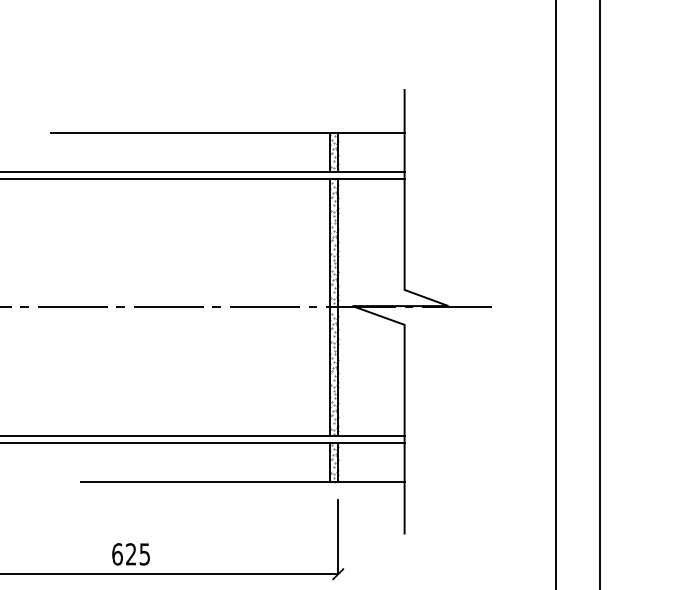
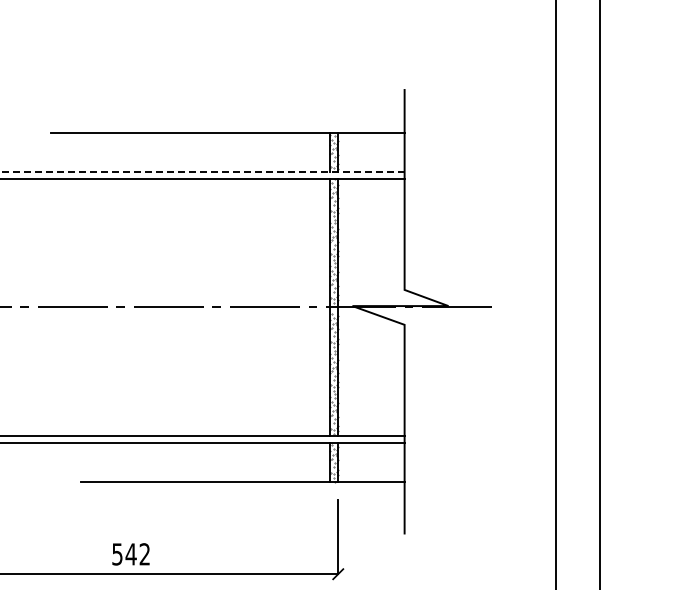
line: solid -> dashed (202, 172)
text: 625 -> 542 (130, 554)
